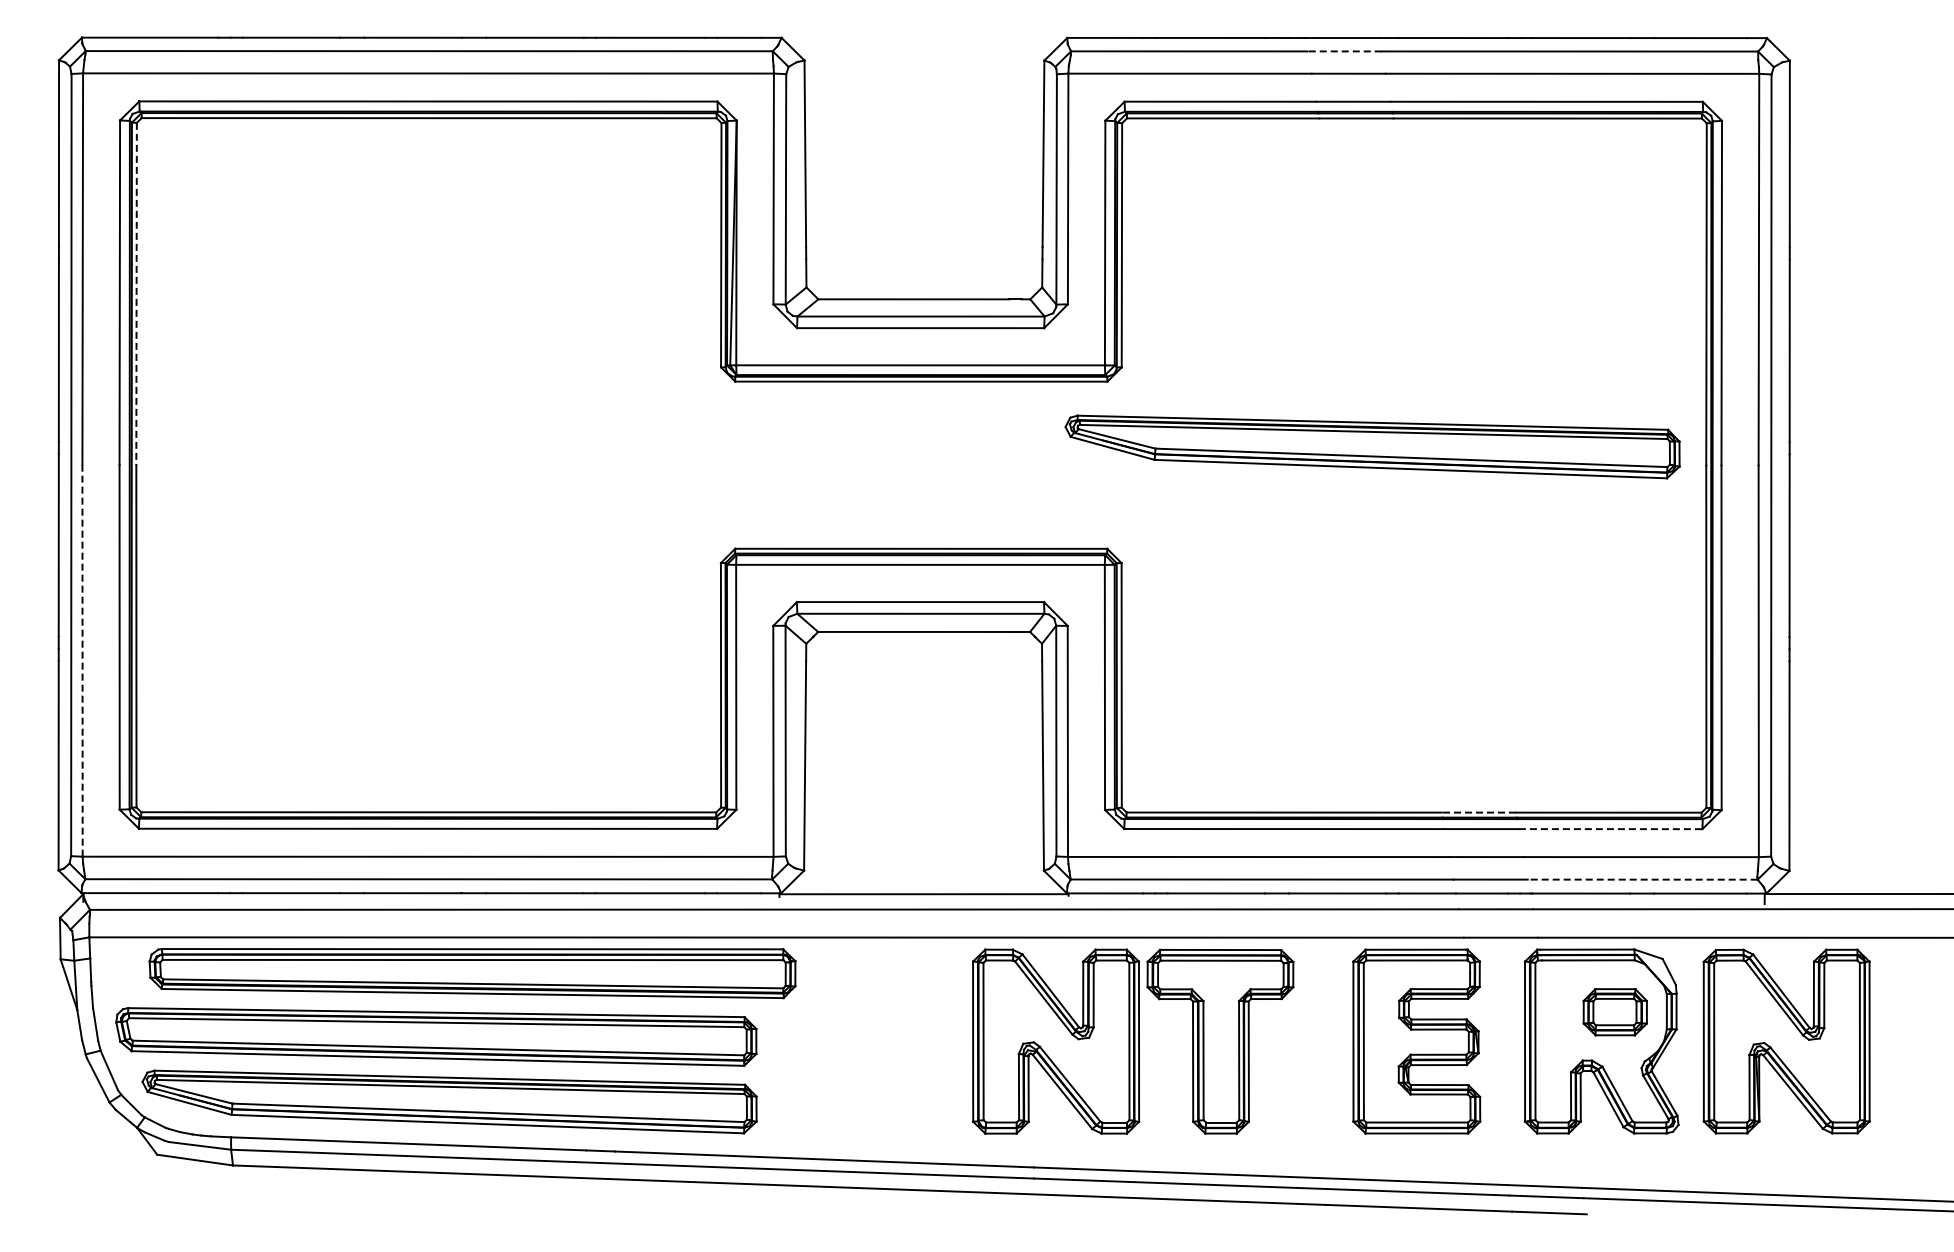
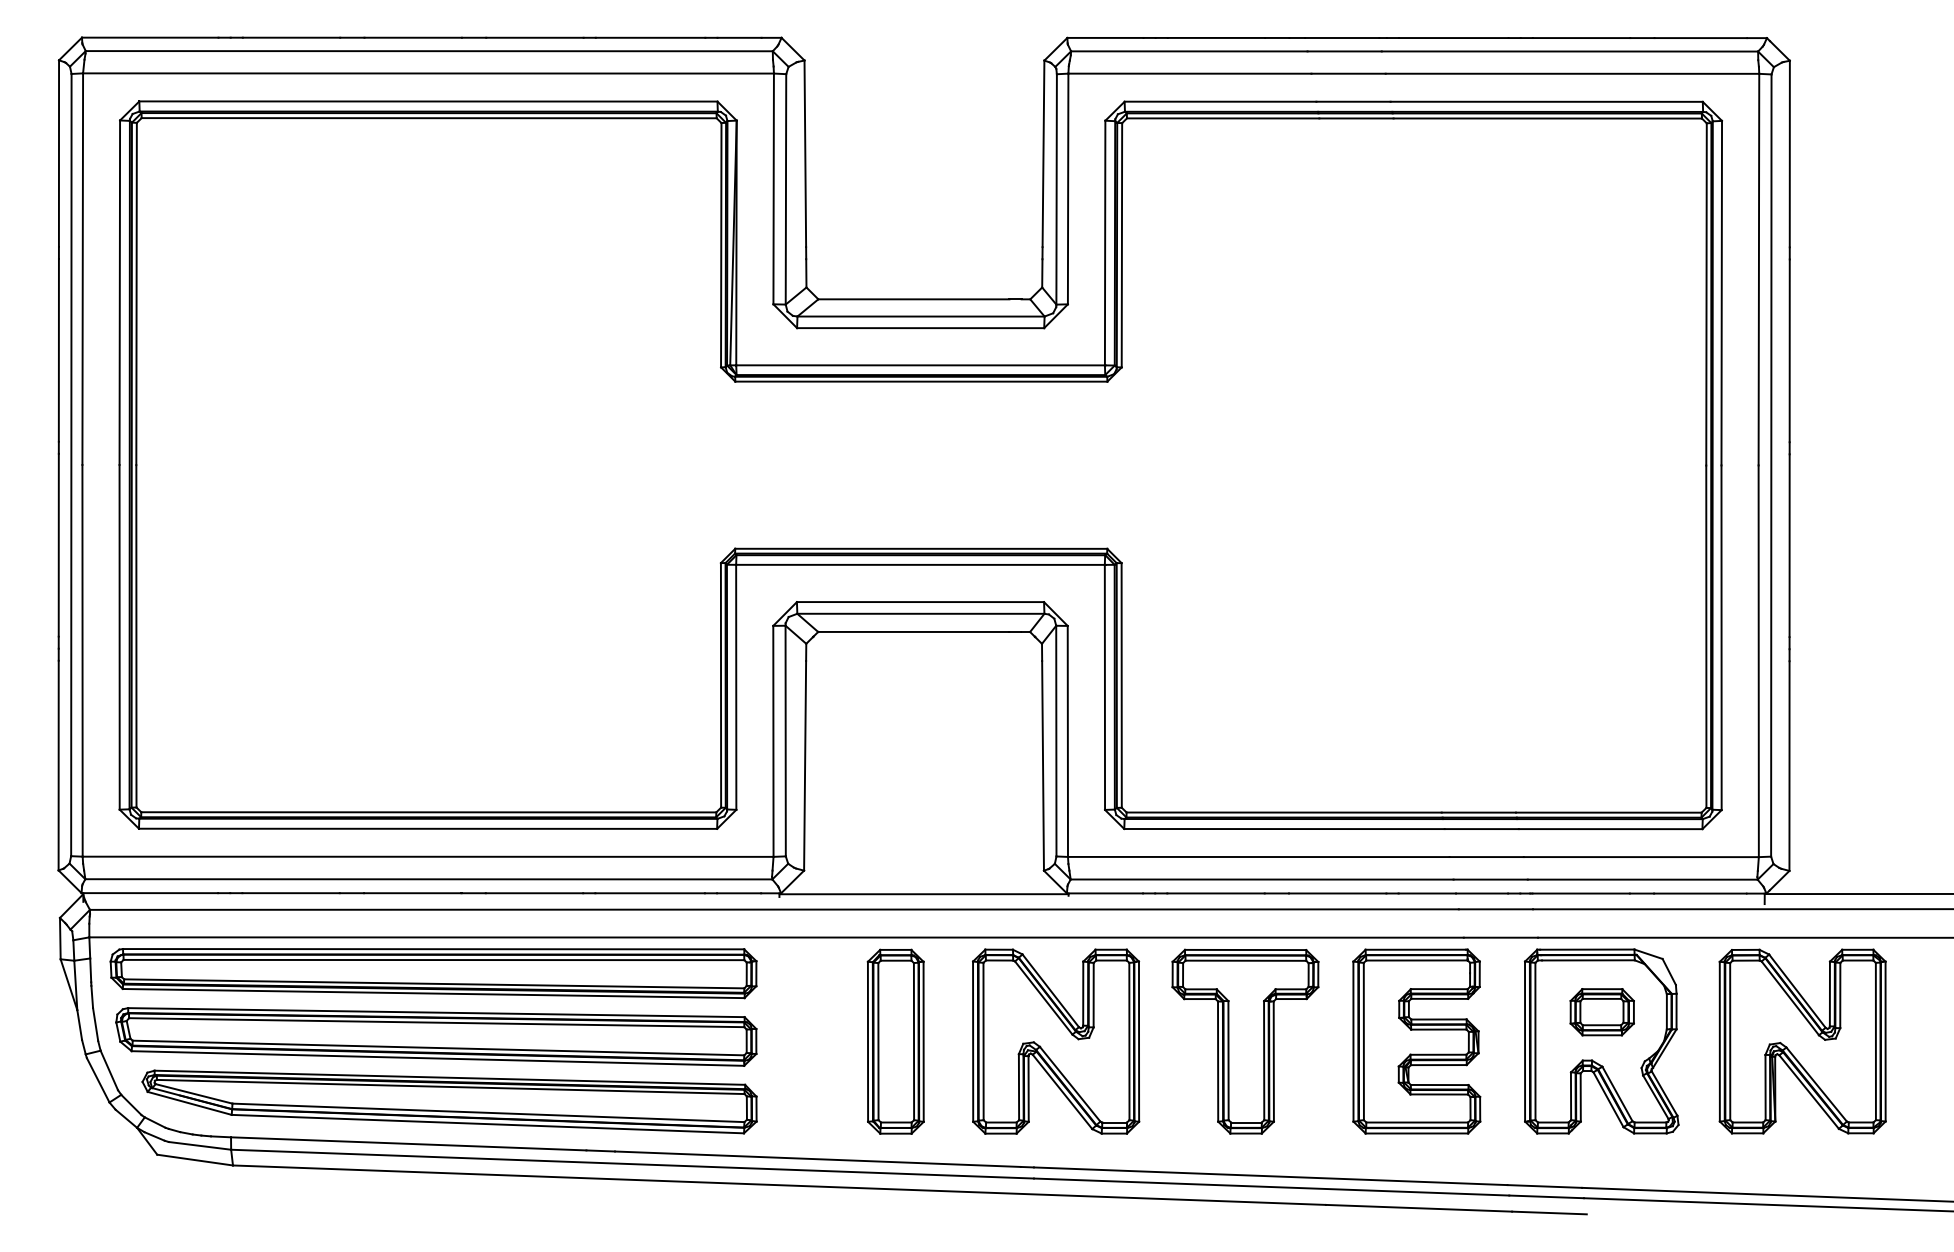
line: dashed -> solid (1344, 51)
line: dashed -> solid (136, 294)
part: present -> none (1372, 446)
line: dashed -> solid (82, 660)
line: dashed -> solid (1478, 812)
line: dashed -> solid (1610, 829)
line: dashed -> solid (1642, 879)
part position: (472, 973) -> (433, 973) (433, 973)
part position: (1614, 1012) -> (1601, 1012) (1601, 1012)
part: none -> present (895, 1041)
part position: (1220, 1041) -> (1245, 1041) (1245, 1041)
part position: (1786, 1041) -> (1802, 1041) (1802, 1041)
